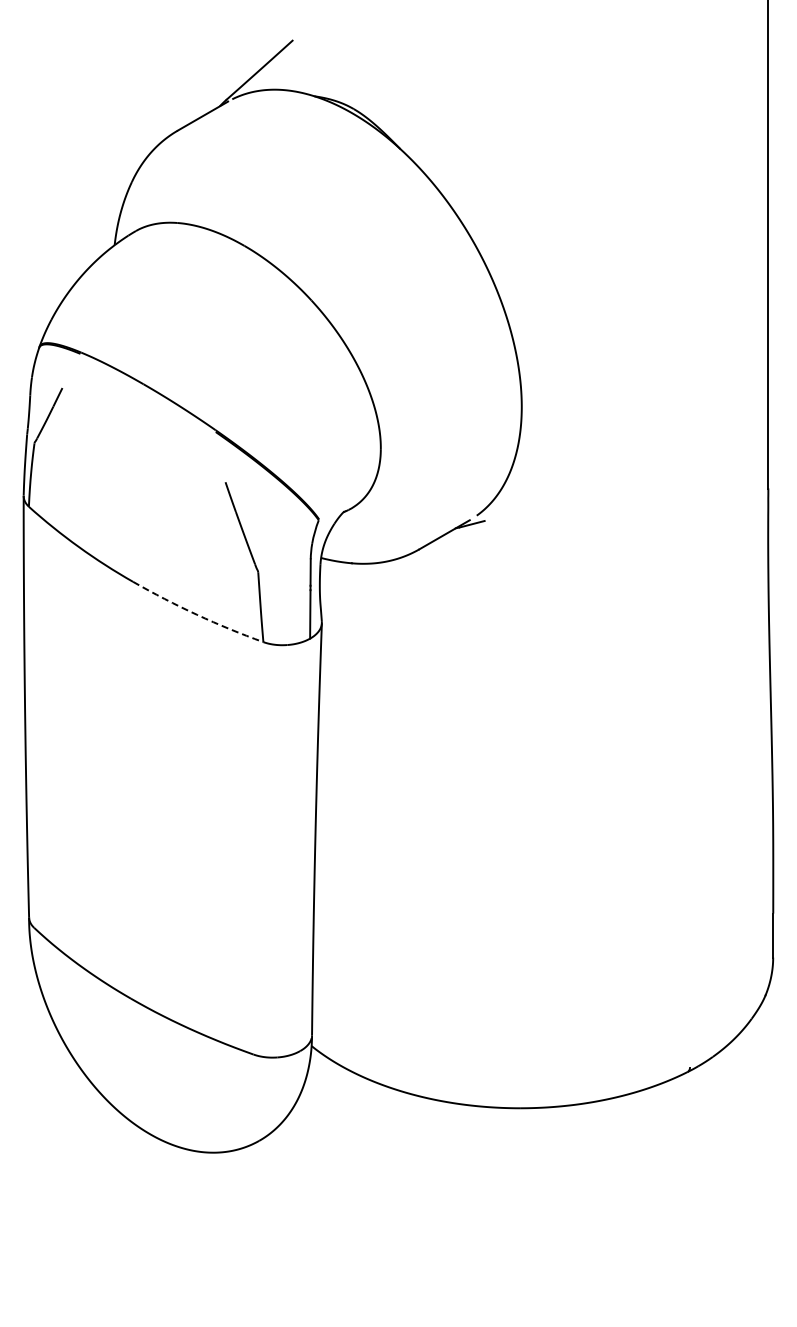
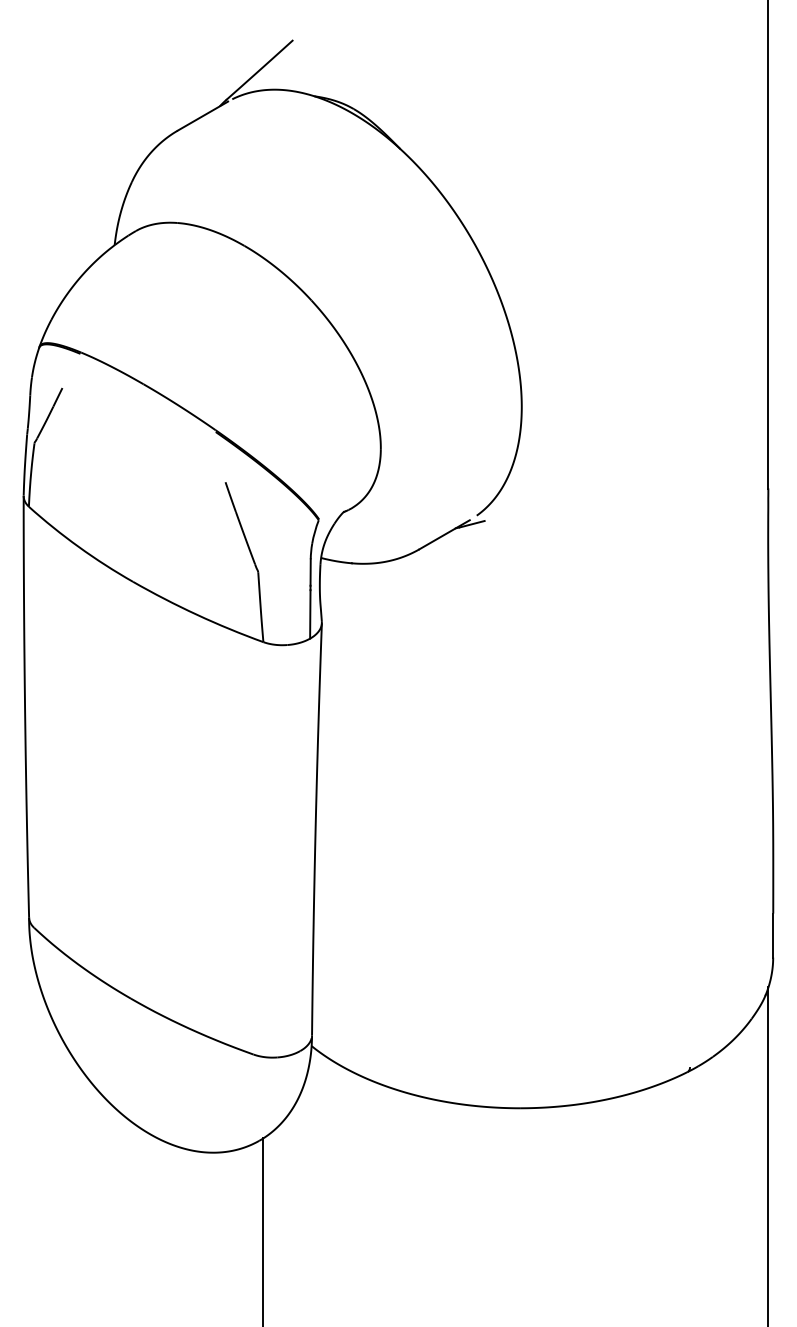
arc: dashed -> solid (196, 614)
line: none -> present (768, 1155)
line: none -> present (263, 1230)
